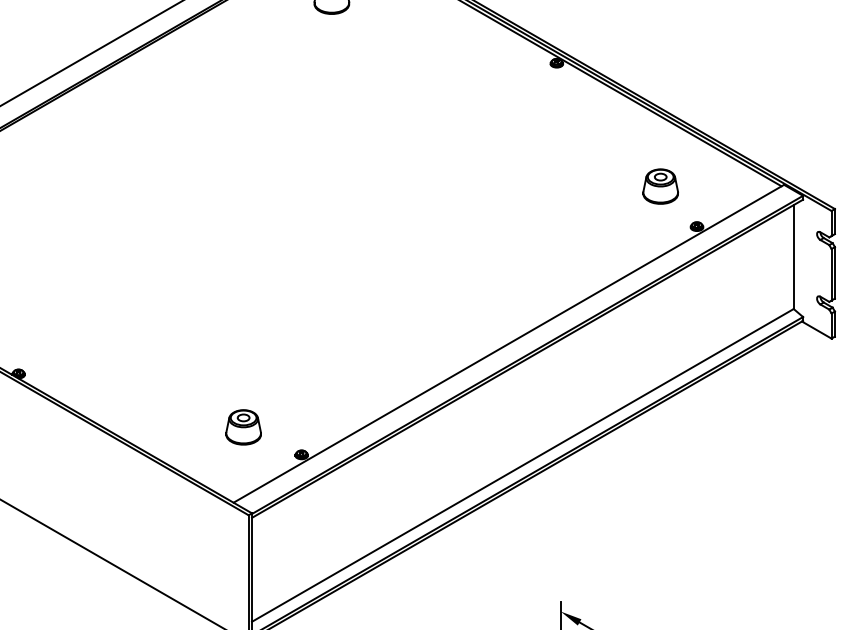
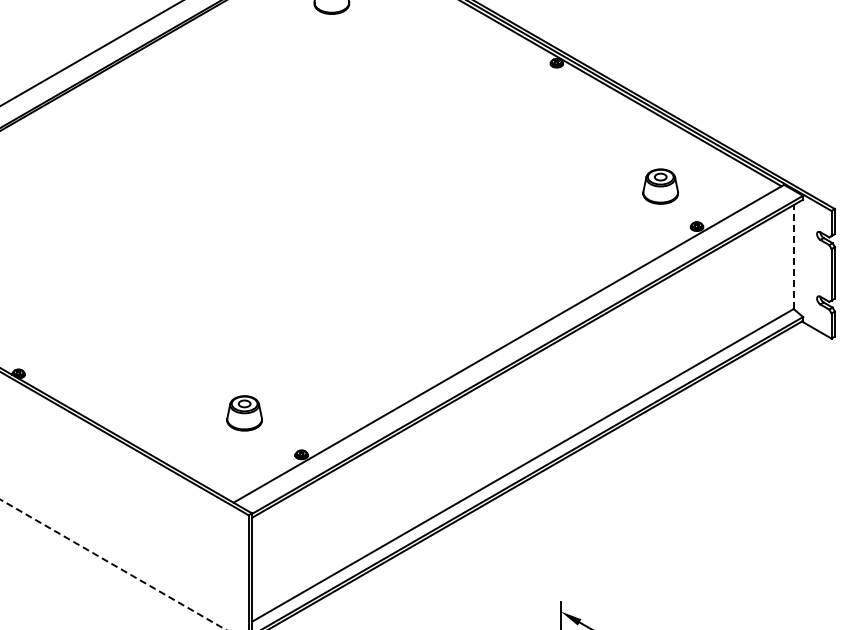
line: solid -> dashed (793, 257)
part position: (243, 427) -> (244, 413) (244, 413)
line: solid -> dashed (113, 565)
